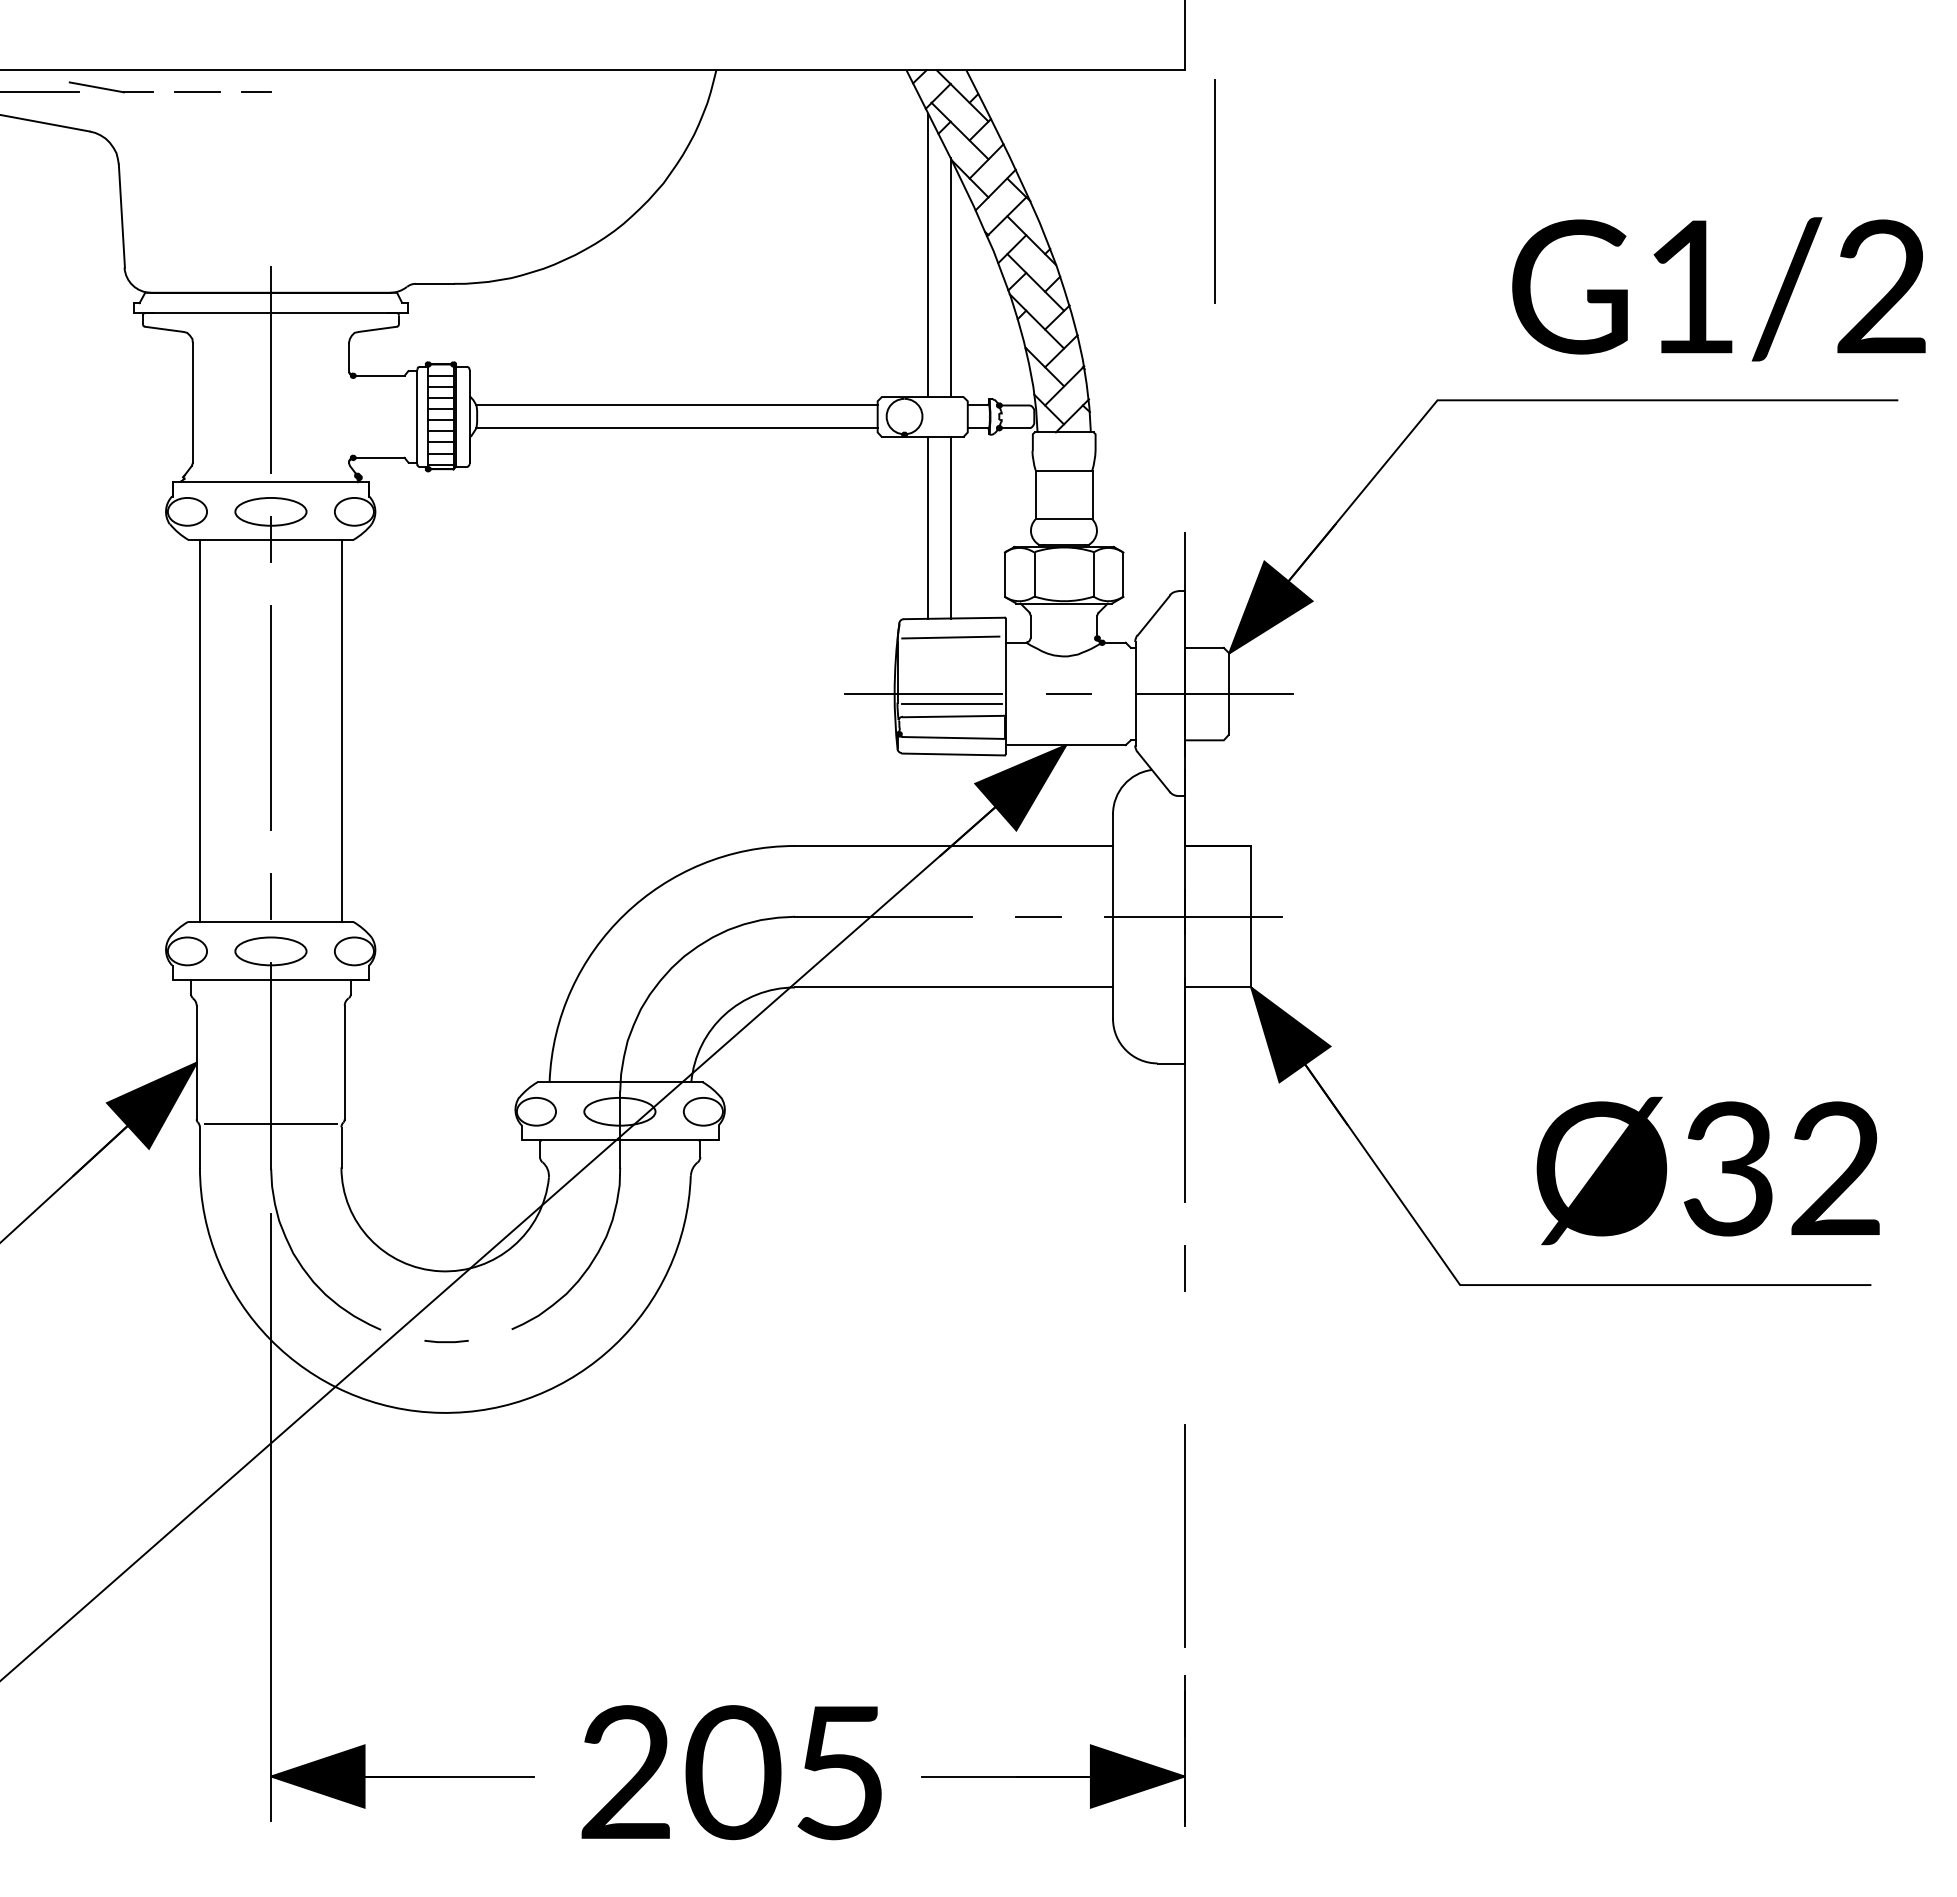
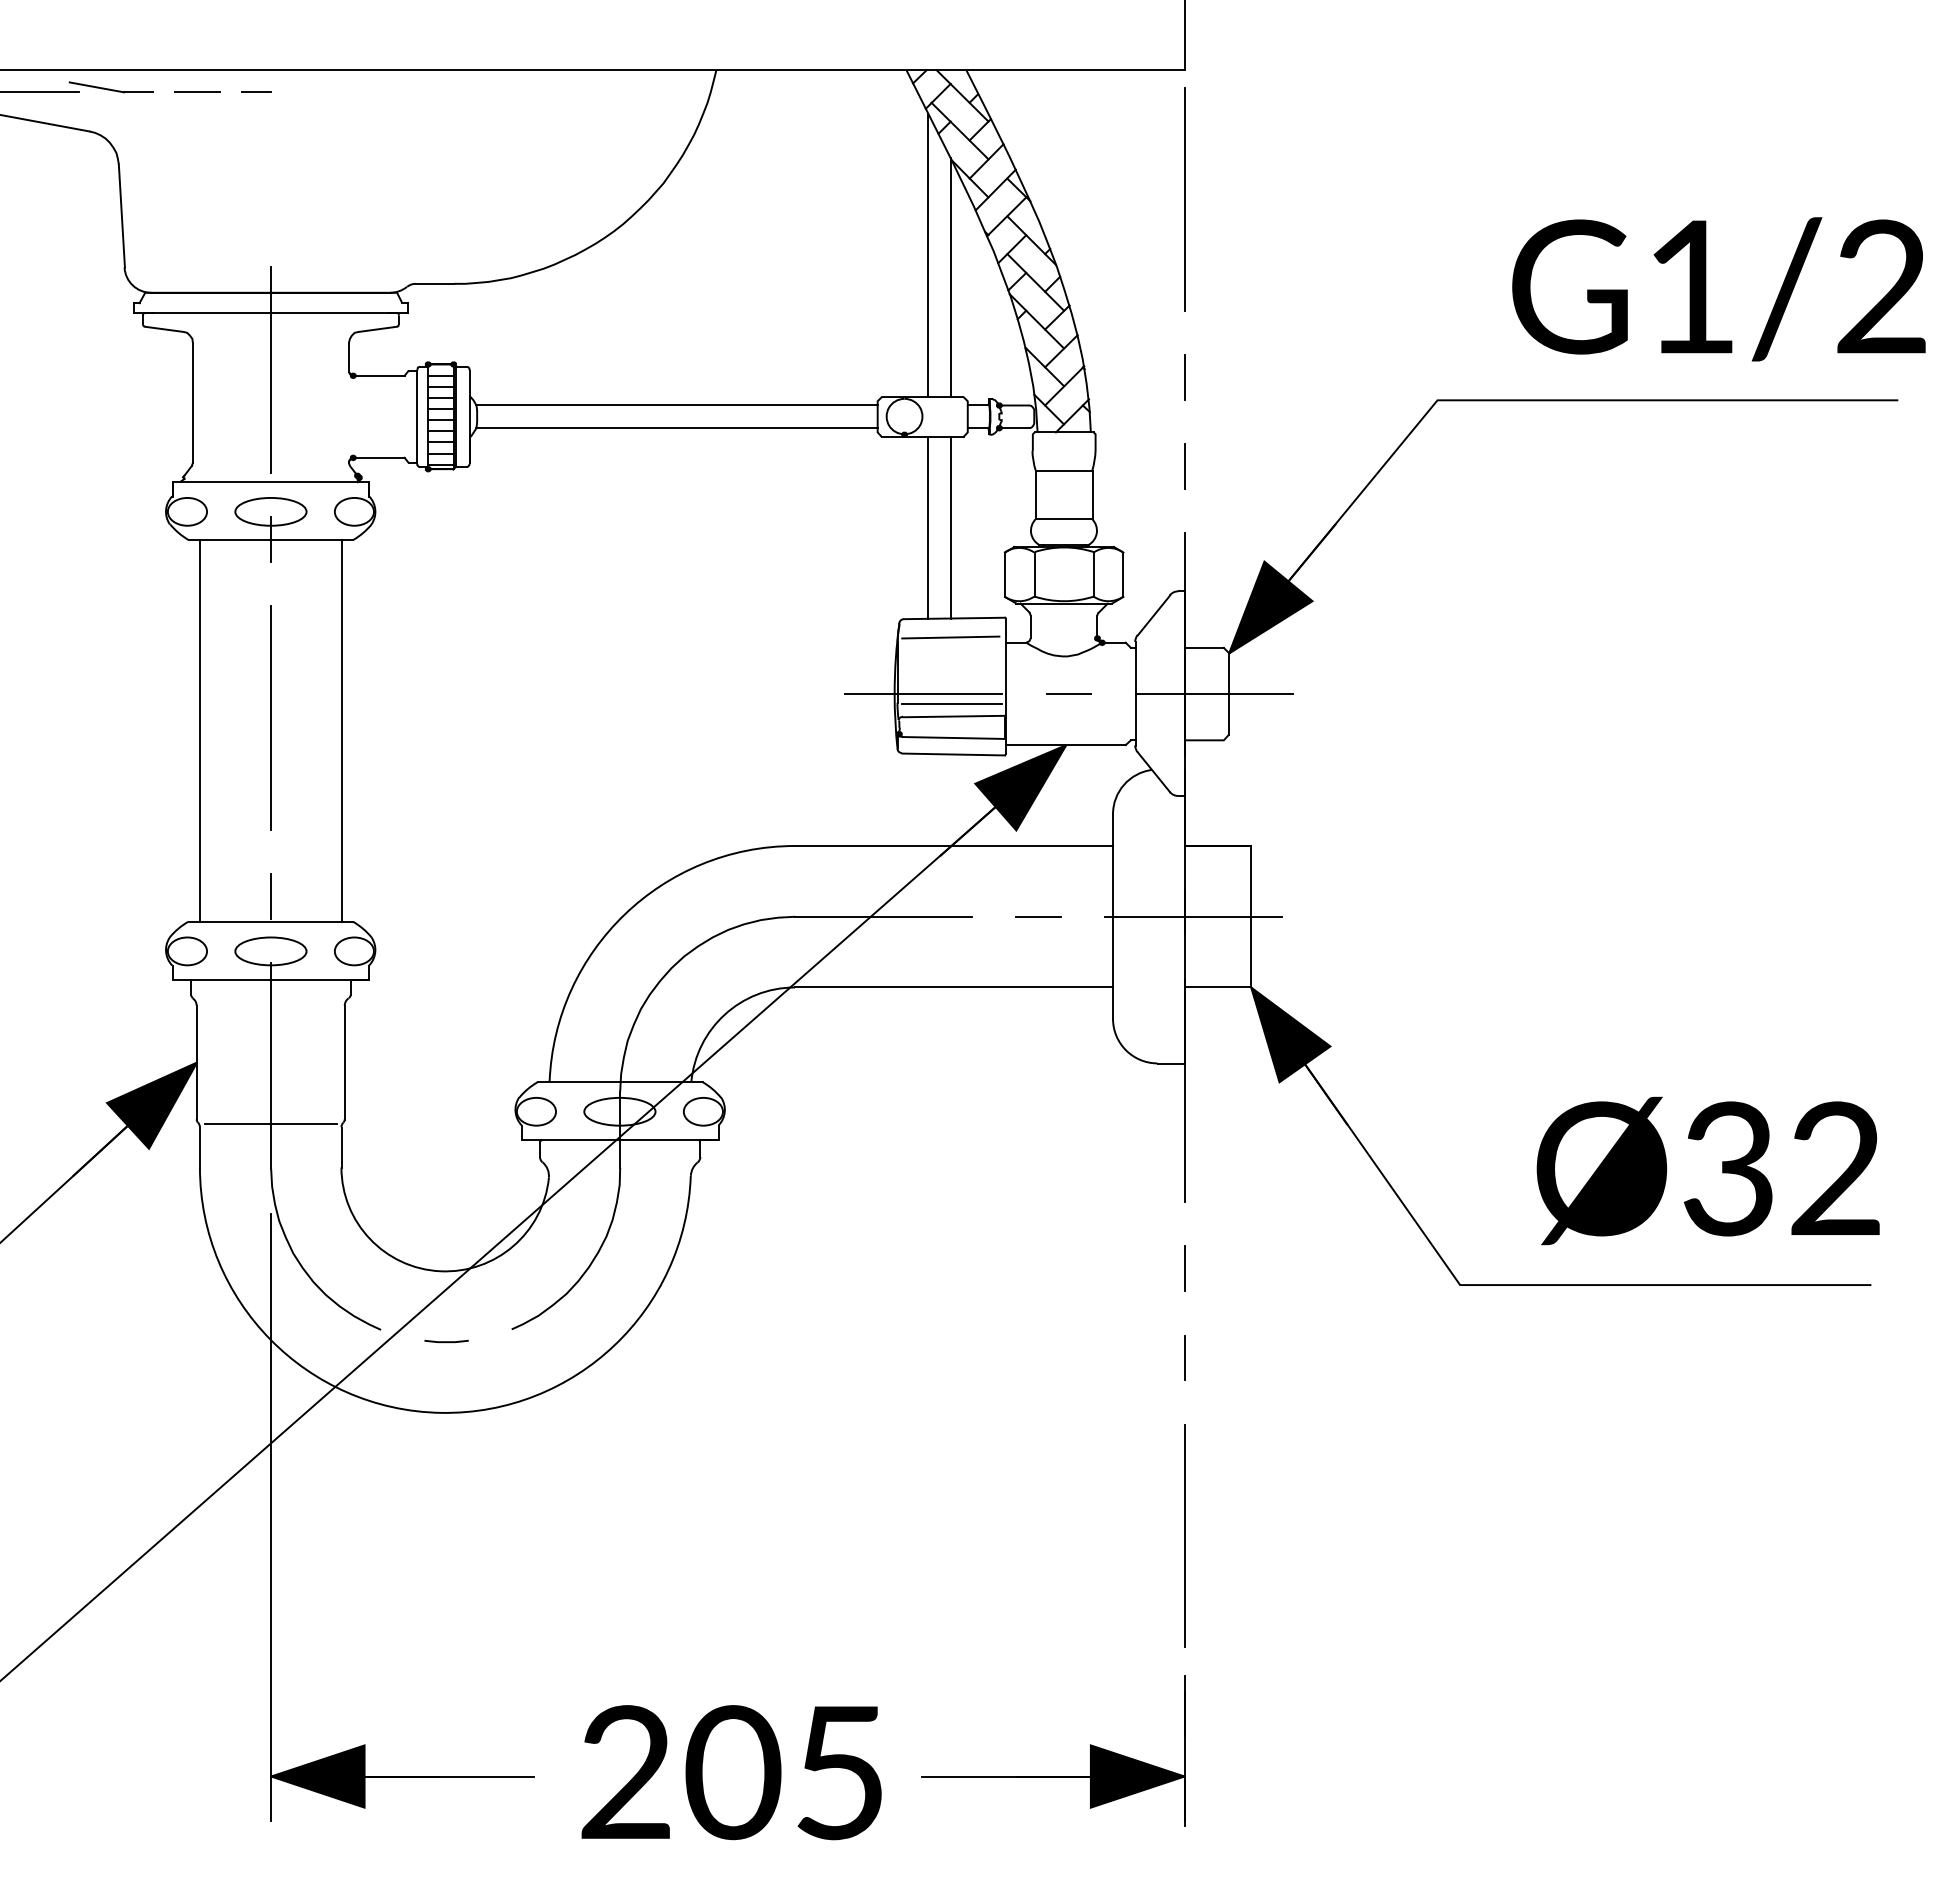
line position: (1214, 191) -> (1184, 199) (1184, 199)
line: none -> present (1184, 377)
line: none -> present (1184, 466)
line: none -> present (1184, 1357)
